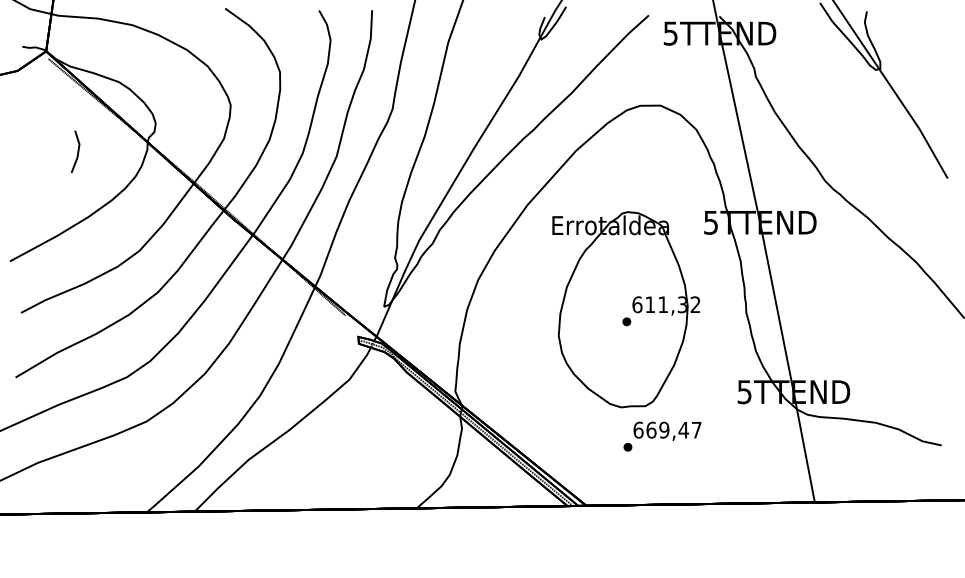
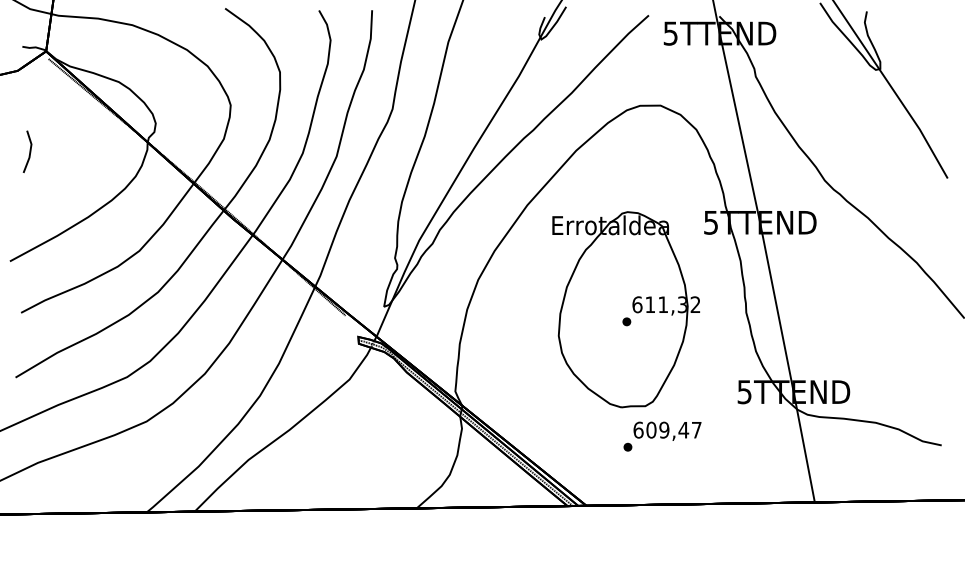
line position: (77, 151) -> (29, 151) (29, 151)
text: 669,47 -> 609,47 (651, 429)
